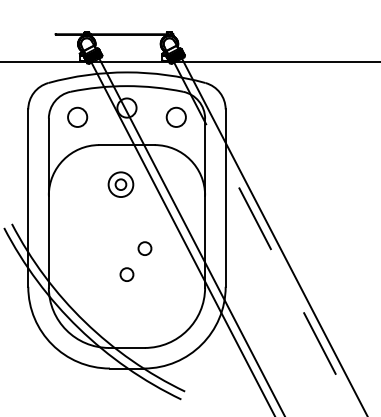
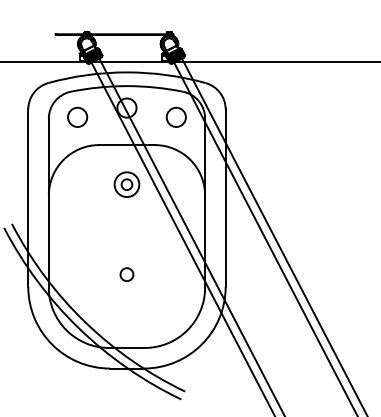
part position: (120, 184) -> (126, 184) (126, 184)
line: dashed -> solid (266, 240)
circle: present -> none (144, 248)
